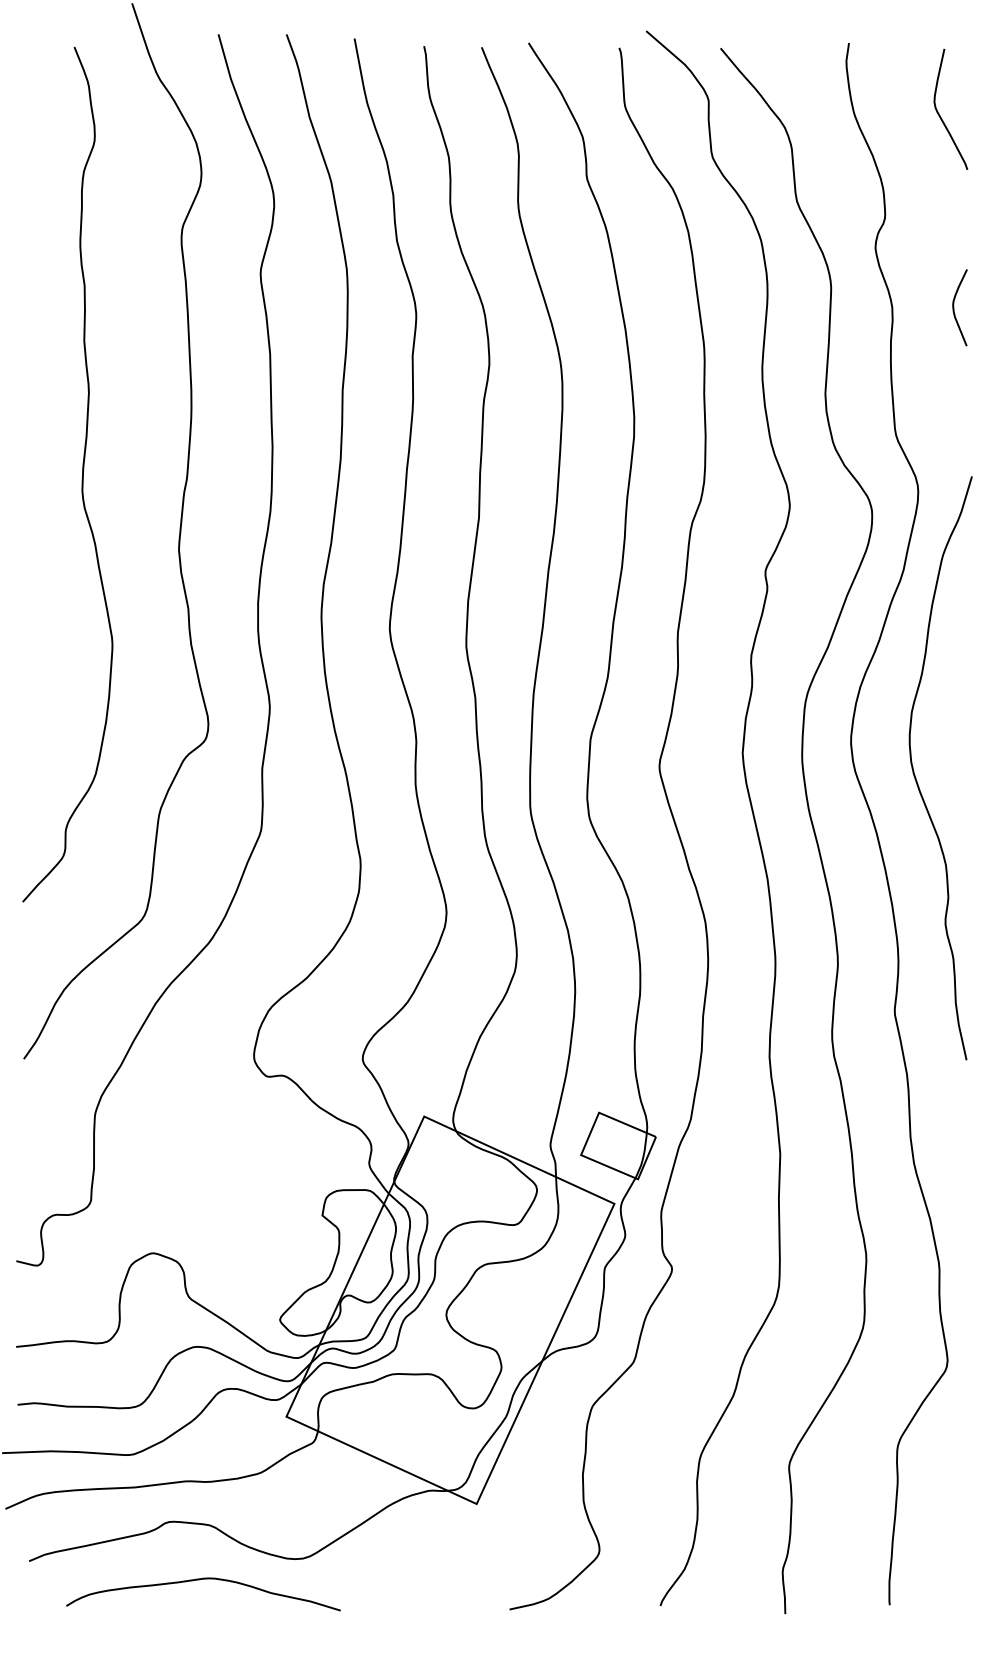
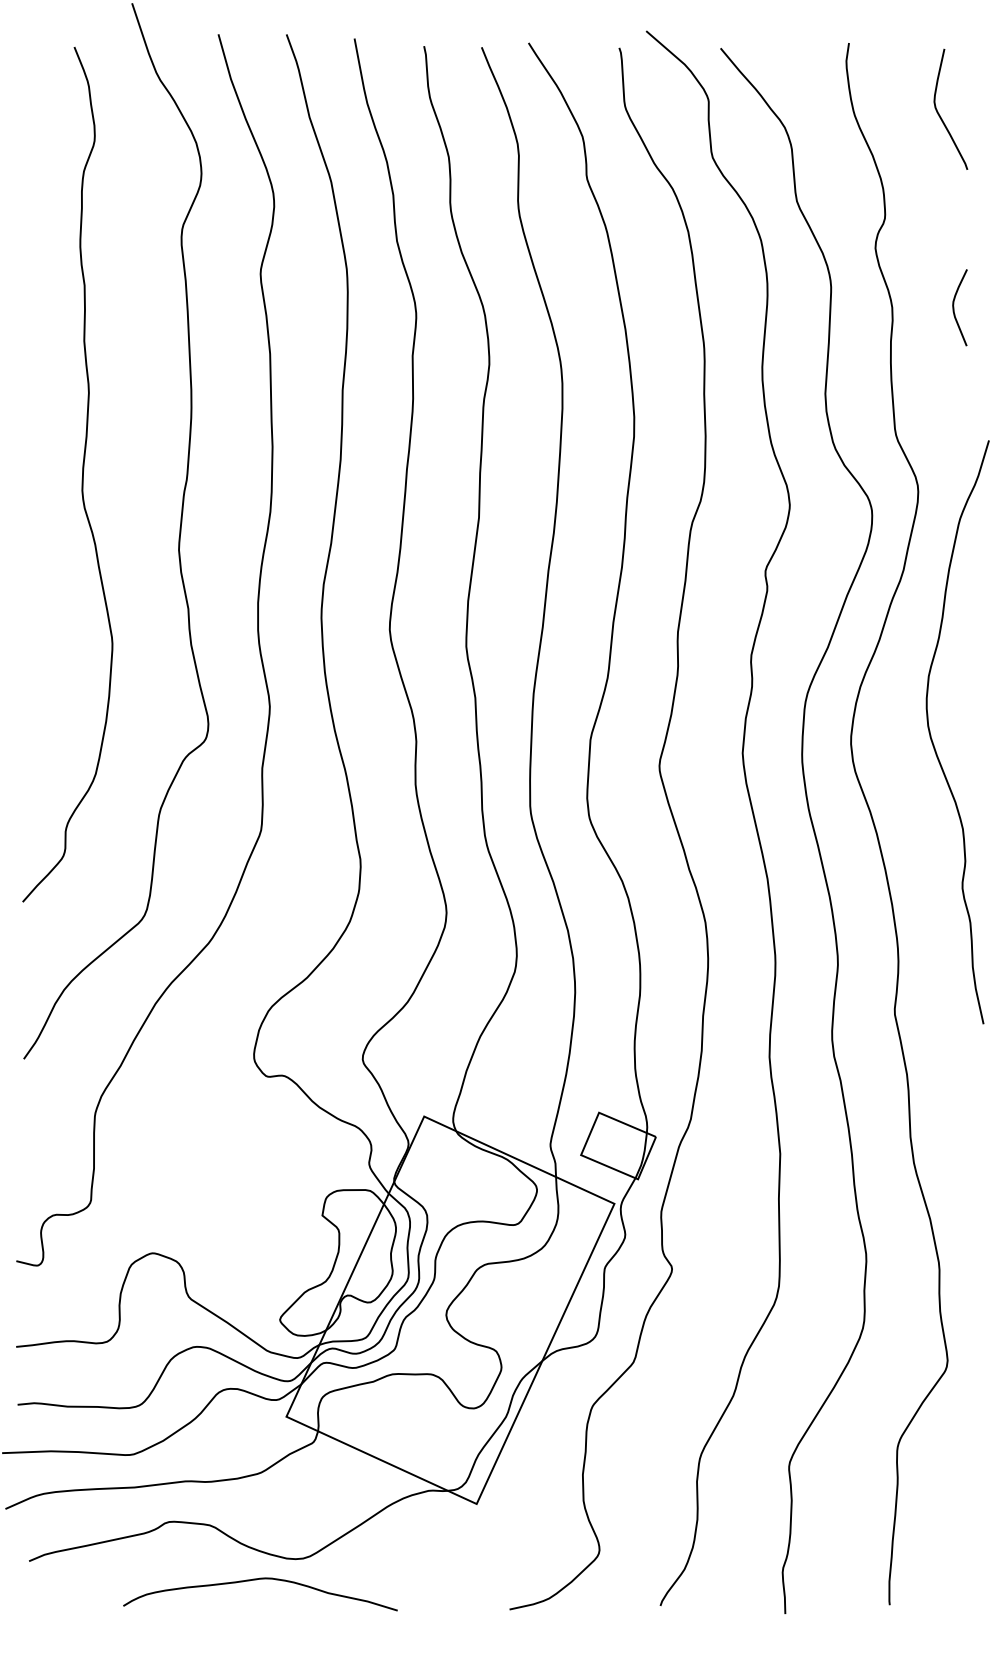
curve position: (917, 780) -> (934, 744) (934, 744)
curve position: (199, 1580) -> (256, 1580) (256, 1580)
